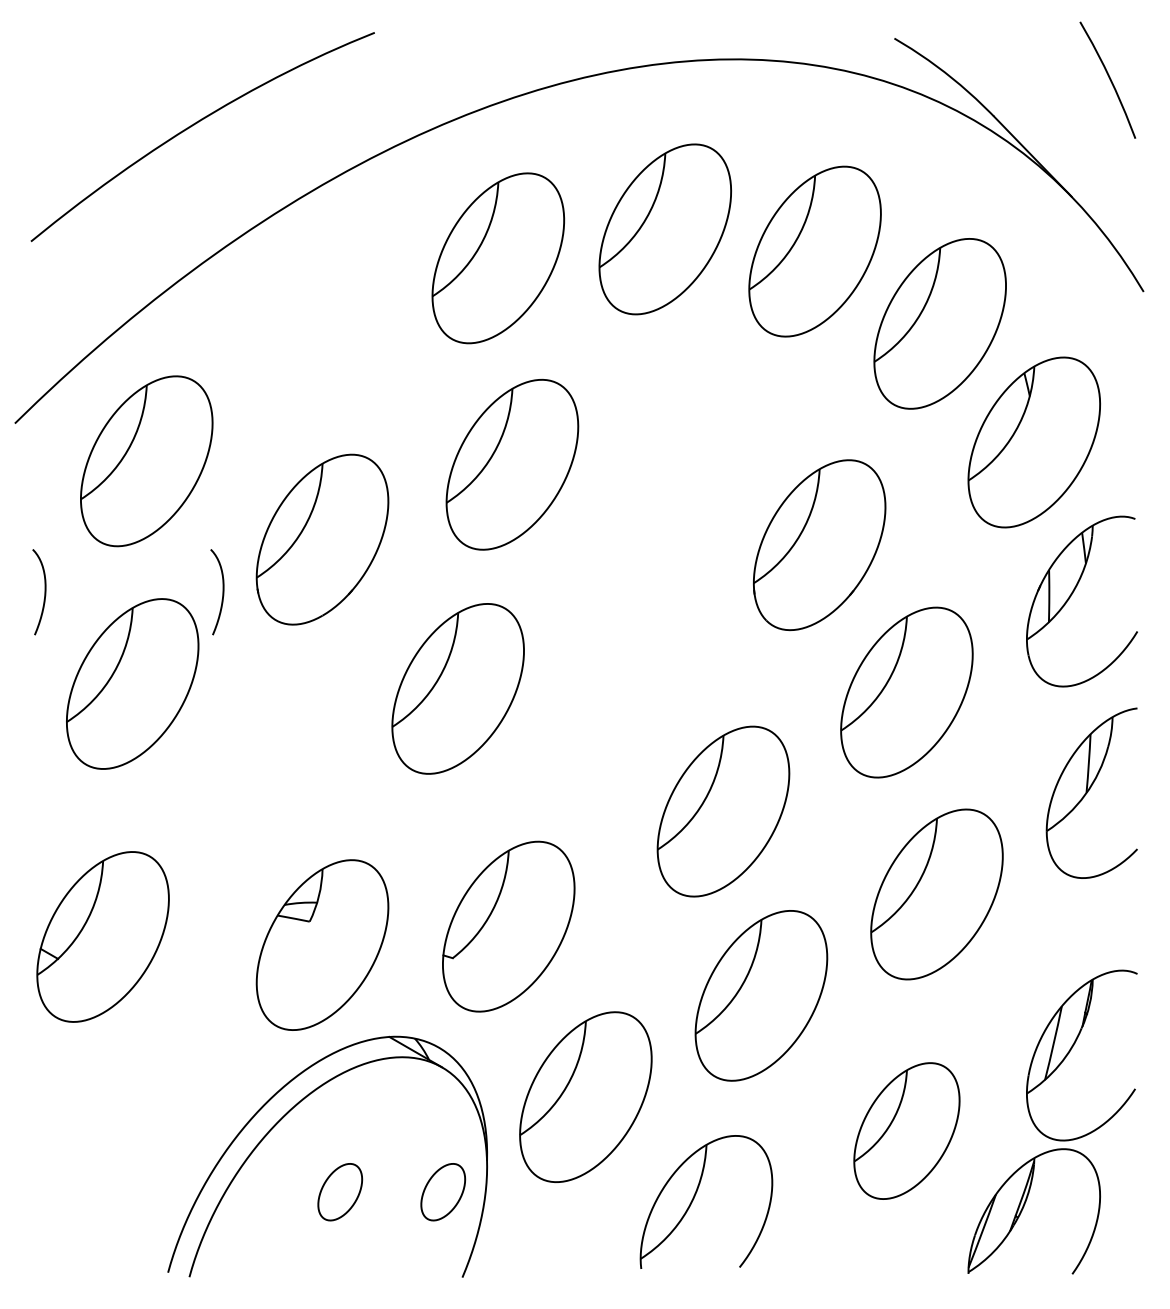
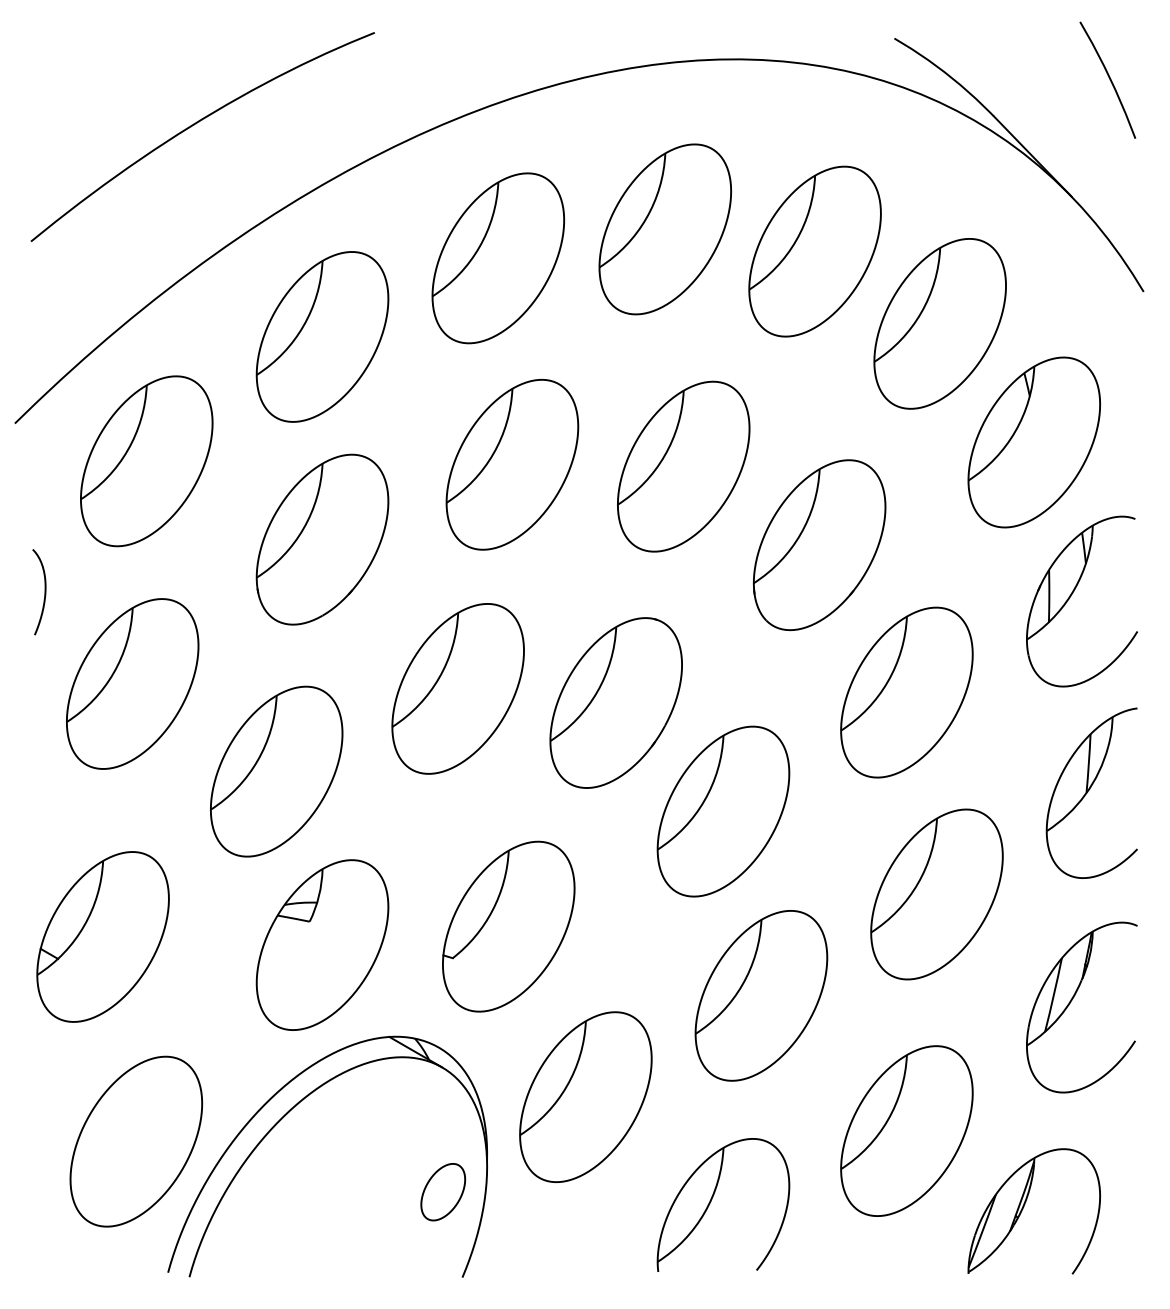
part: none -> present (322, 336)
part: none -> present (683, 466)
curve: present -> none (222, 592)
part: none -> present (615, 702)
part: none -> present (276, 771)
part position: (1071, 1050) -> (1071, 1002) (1071, 1002)
part size: 108x138 px -> 134x172 px (906, 1130)
part: none -> present (136, 1141)
part: present -> none (340, 1192)
part position: (695, 1196) -> (712, 1199) (712, 1199)
